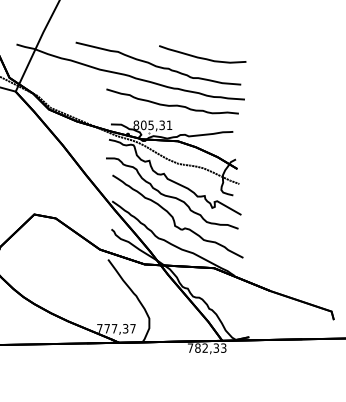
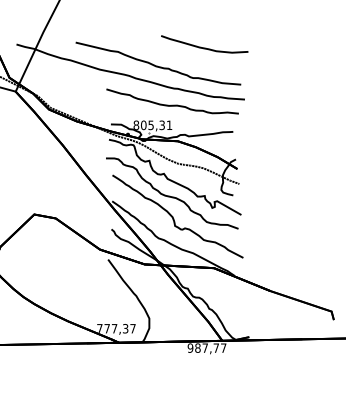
curve position: (202, 57) -> (204, 47) (204, 47)
text: 782,33 -> 987,77 (206, 347)
